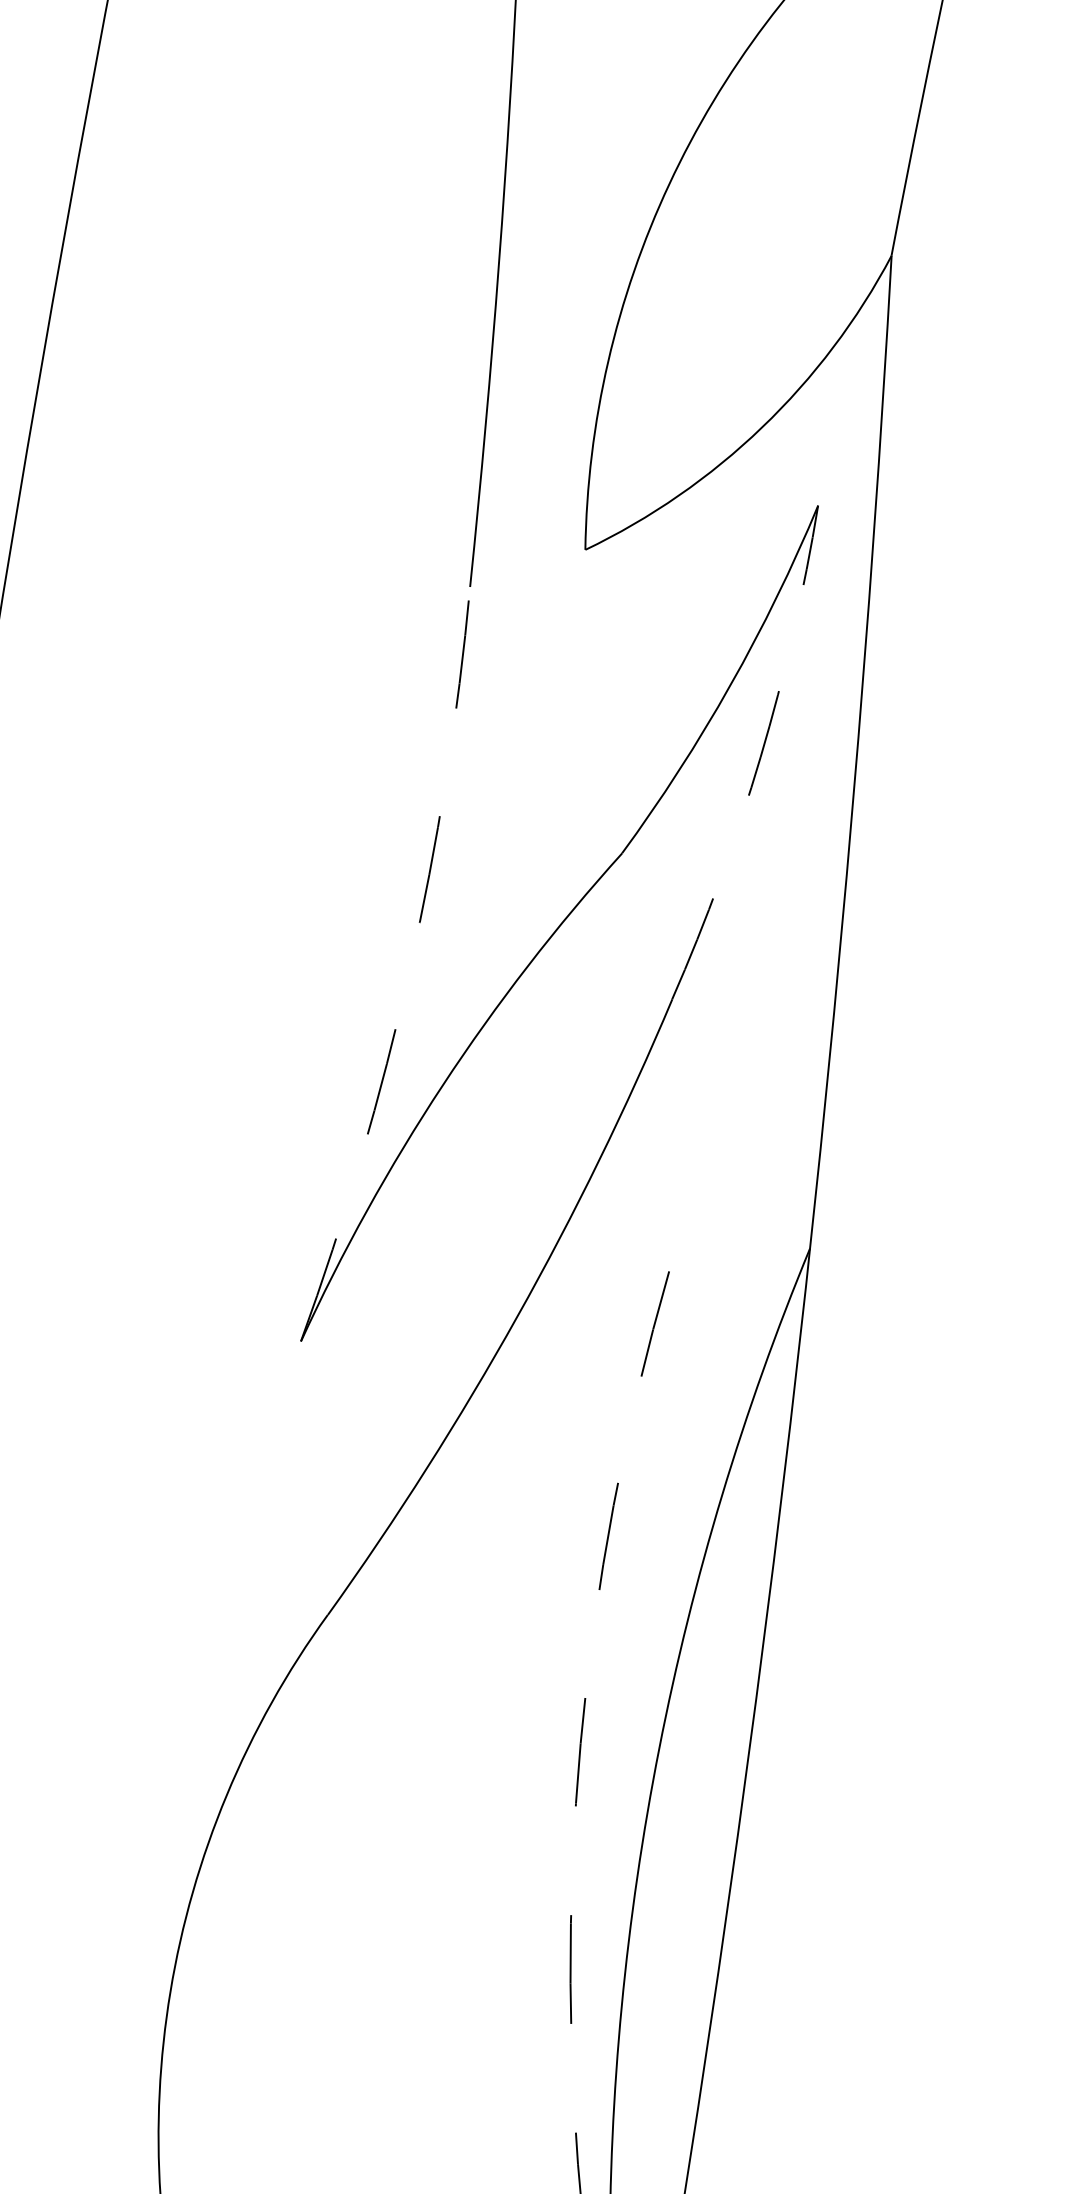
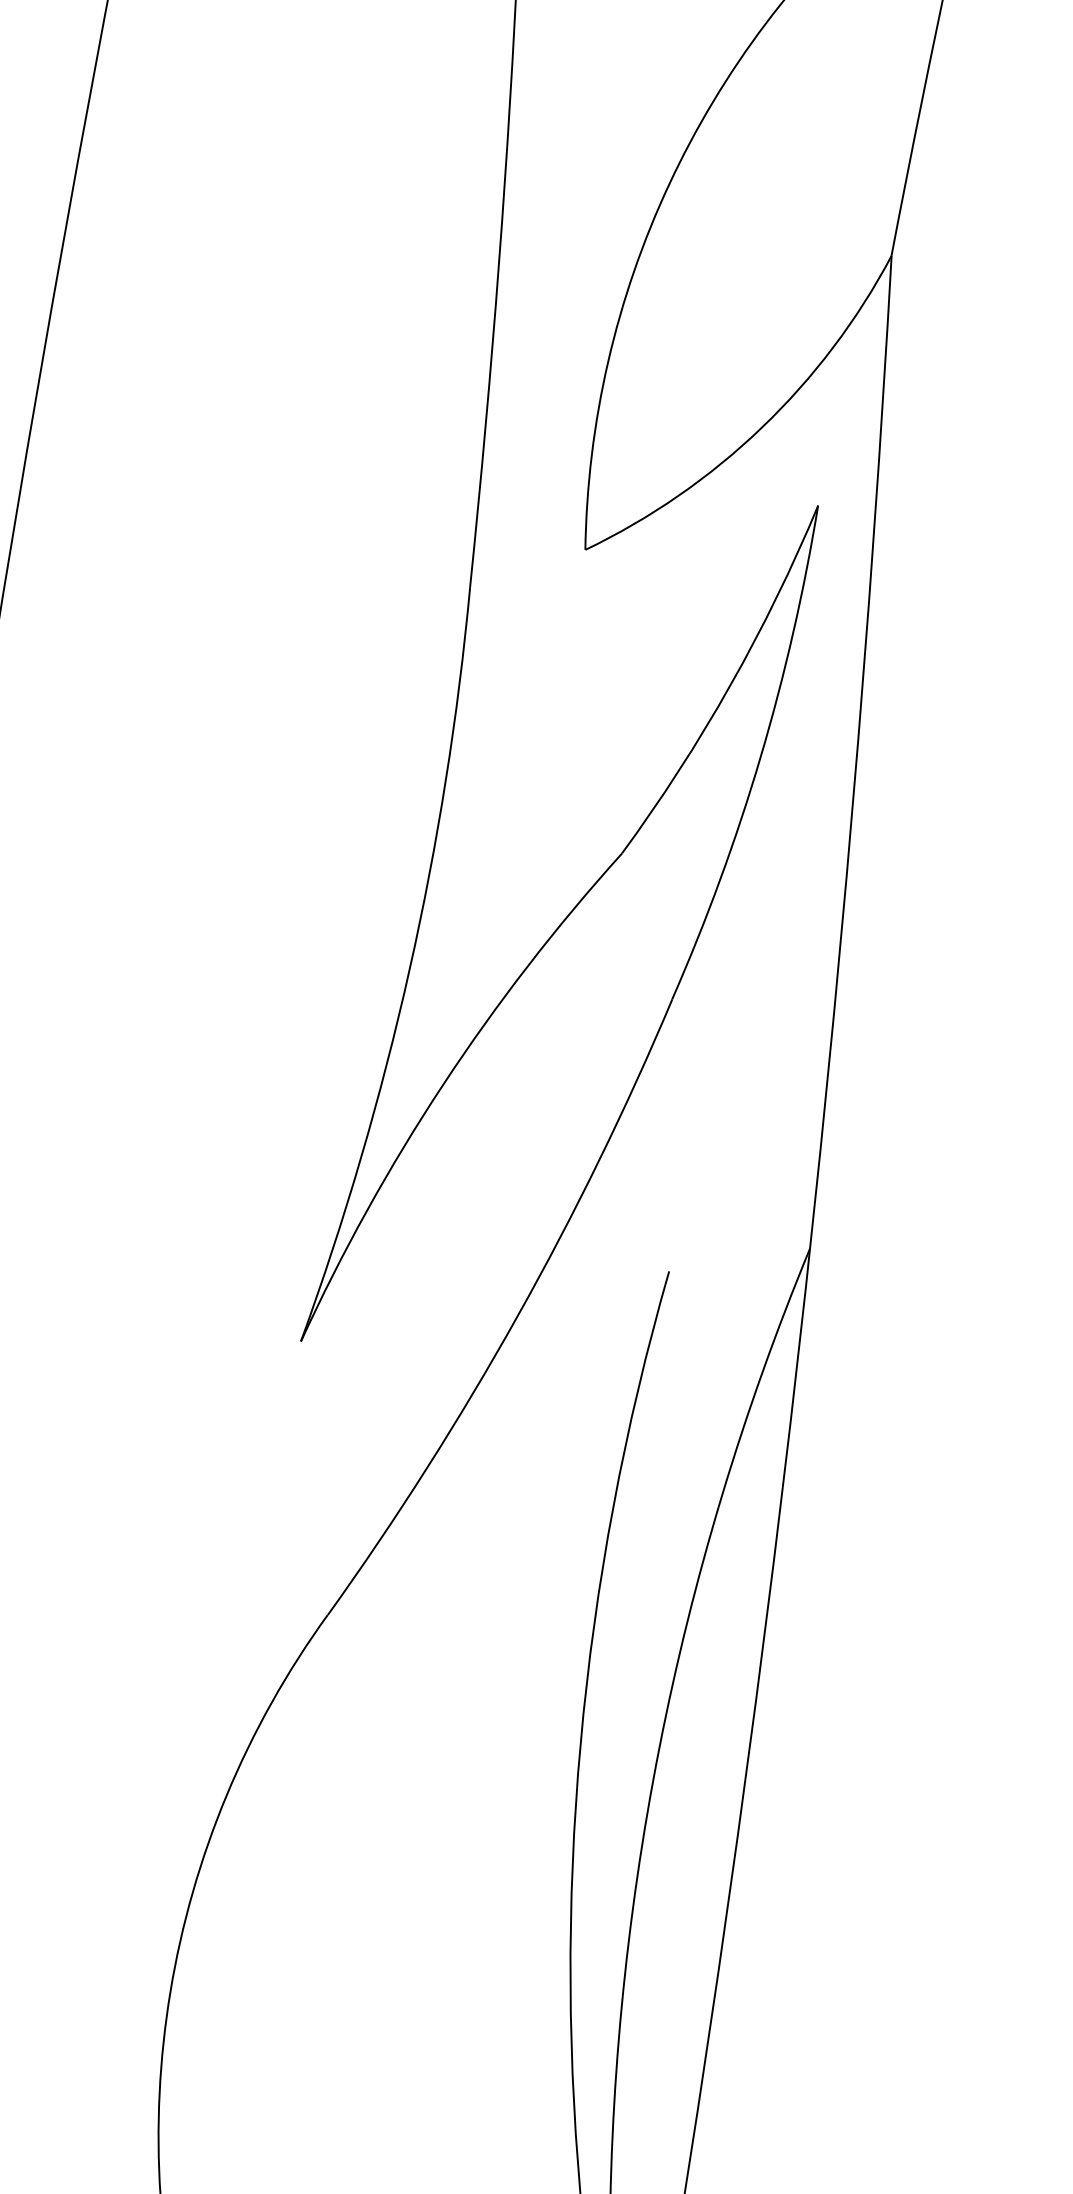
arc: dashed -> solid (760, 757)
arc: dashed -> solid (409, 969)
arc: dashed -> solid (582, 1728)
